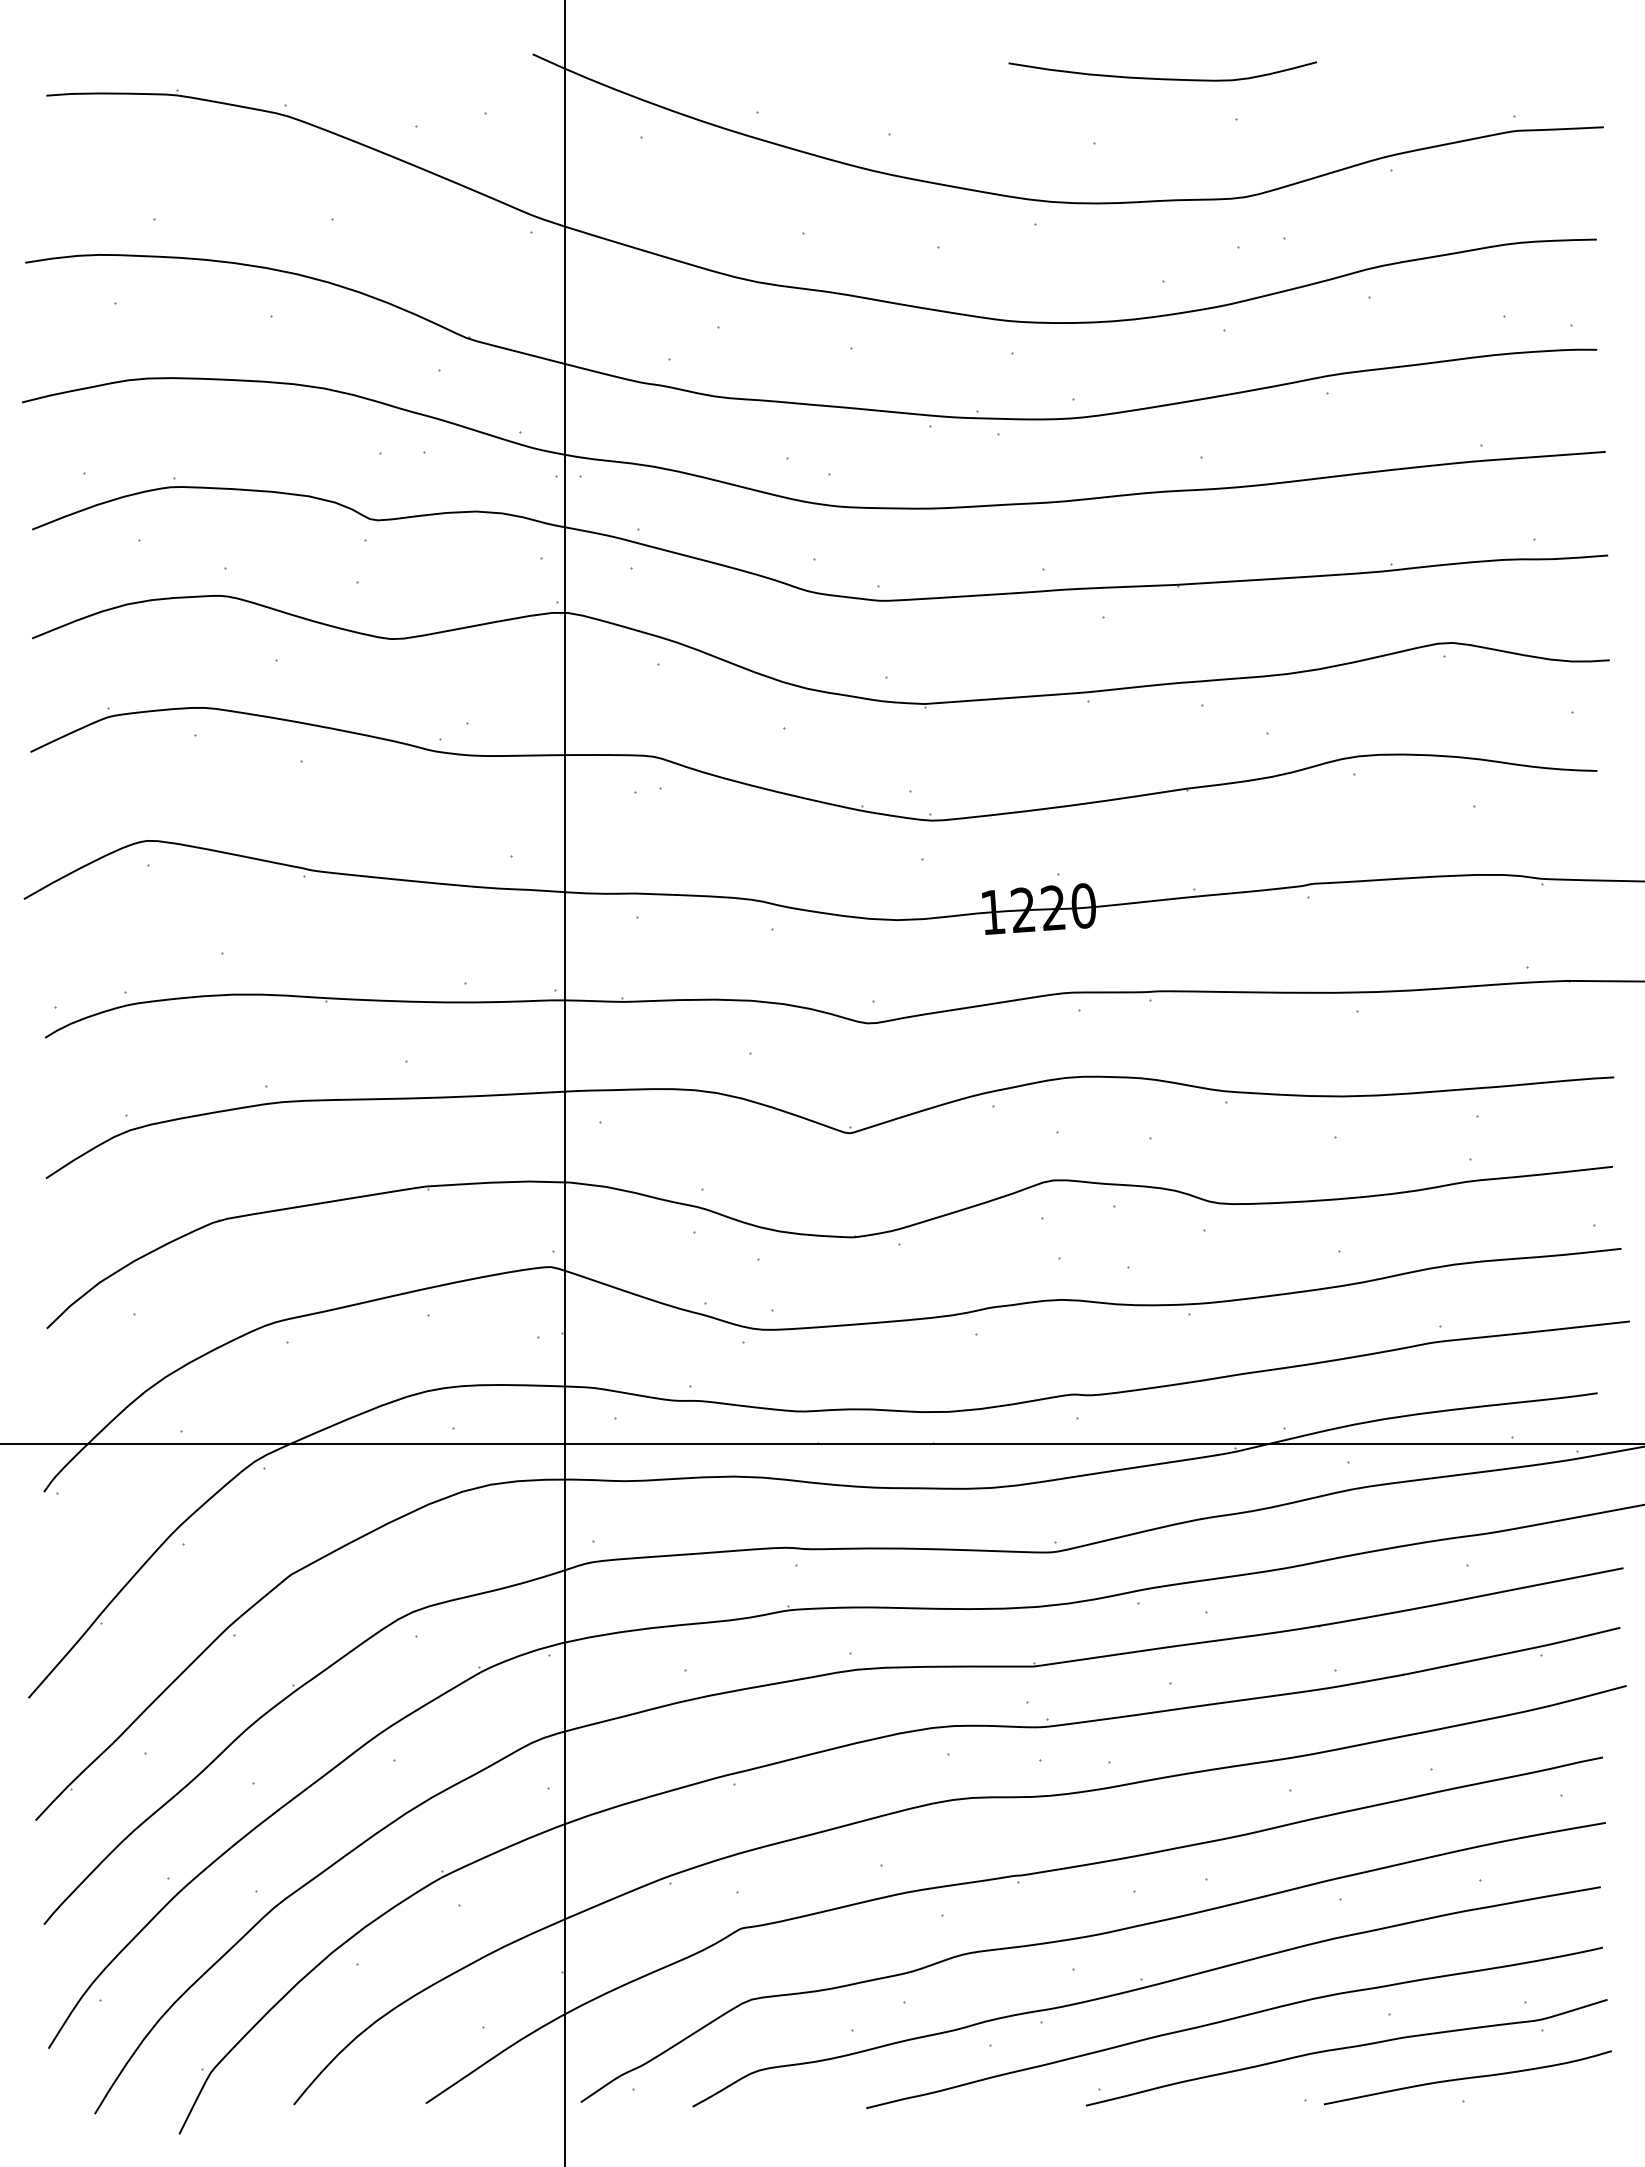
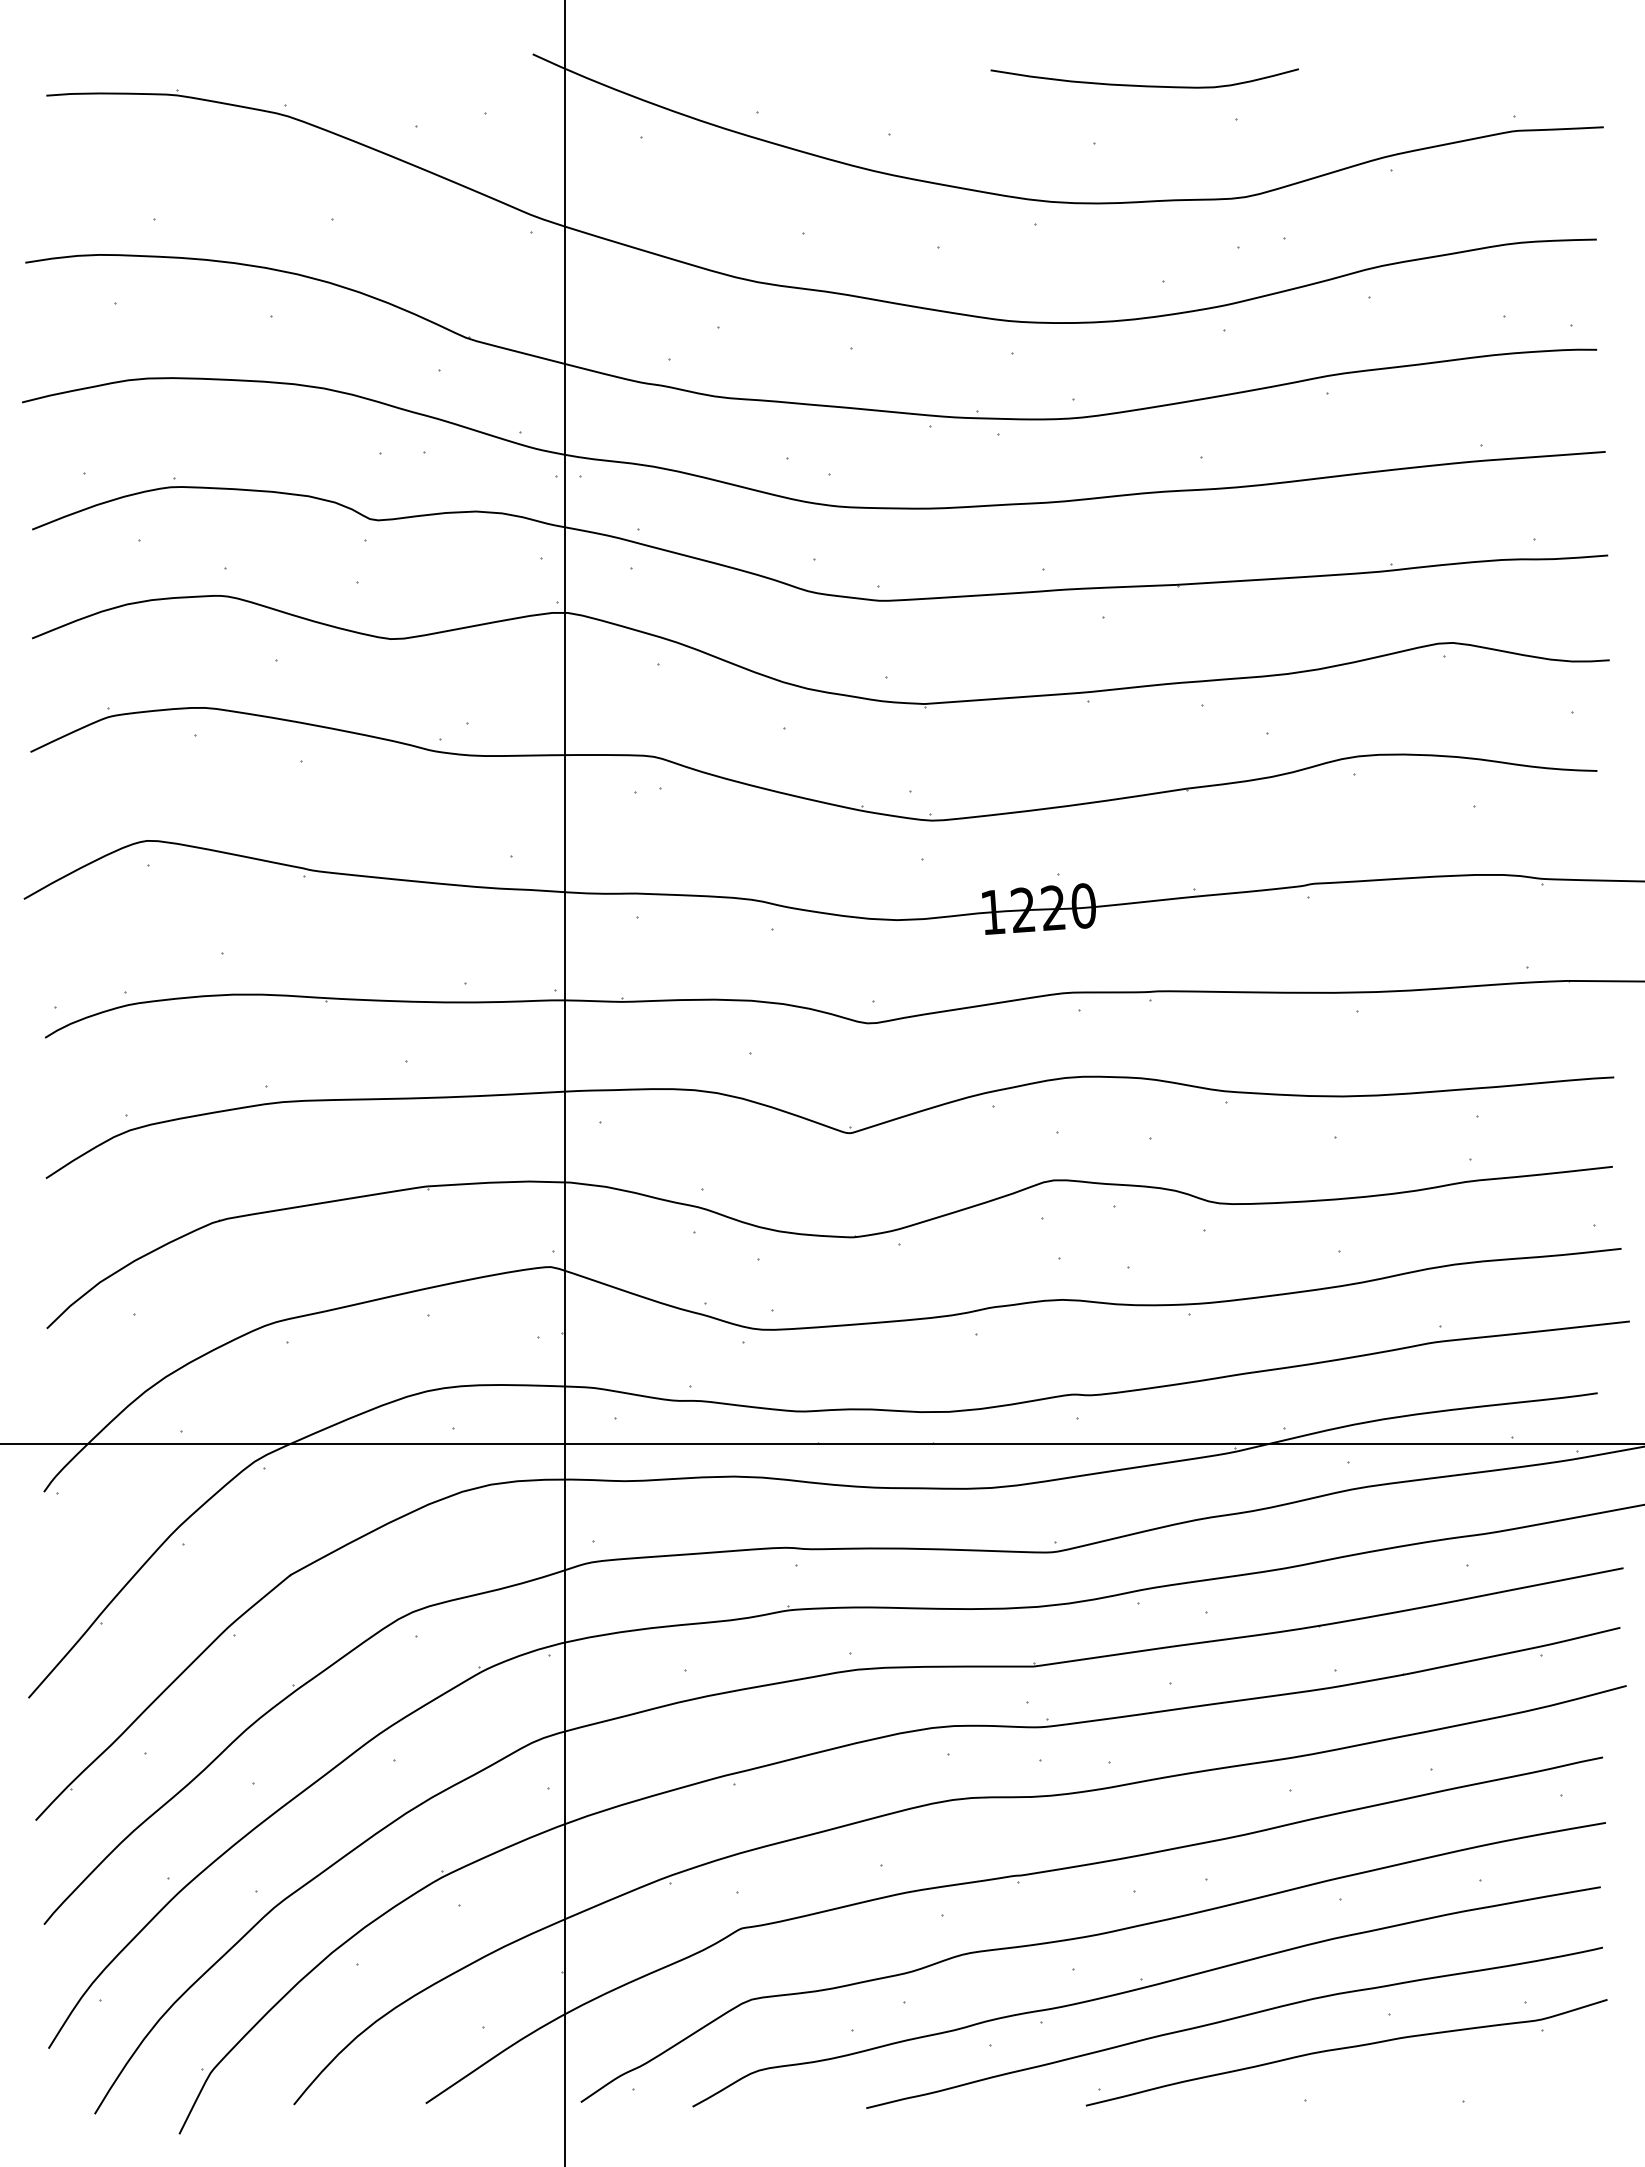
curve position: (1162, 78) -> (1144, 85) (1144, 85)
curve: present -> none (1467, 2077)
